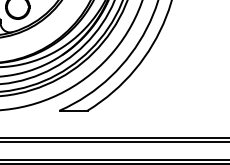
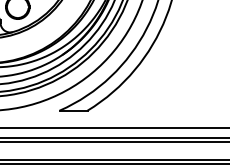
line: none -> present (114, 127)
